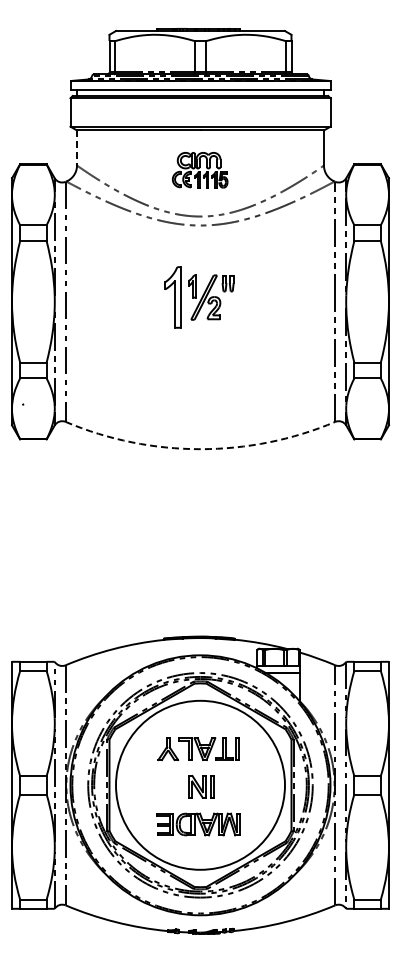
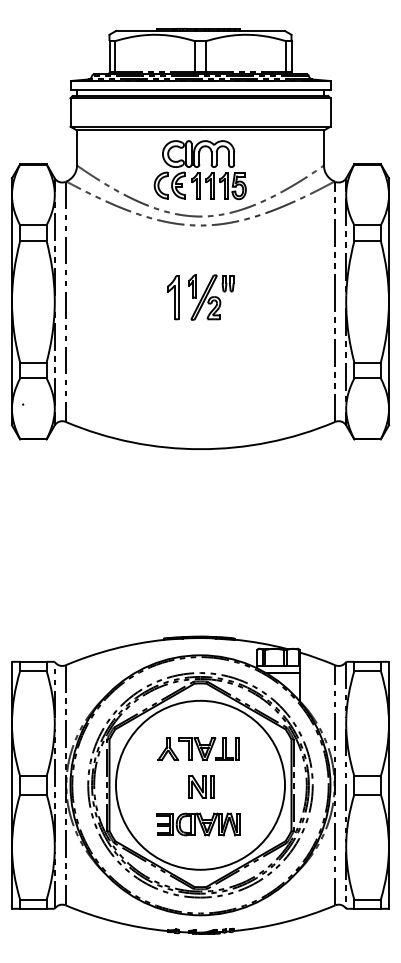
line: dashed -> solid (77, 148)
part size: 57x37 px -> 94x61 px (199, 170)
part size: 18x63 px -> 13x46 px (173, 297)
arc: dashed -> solid (200, 449)
